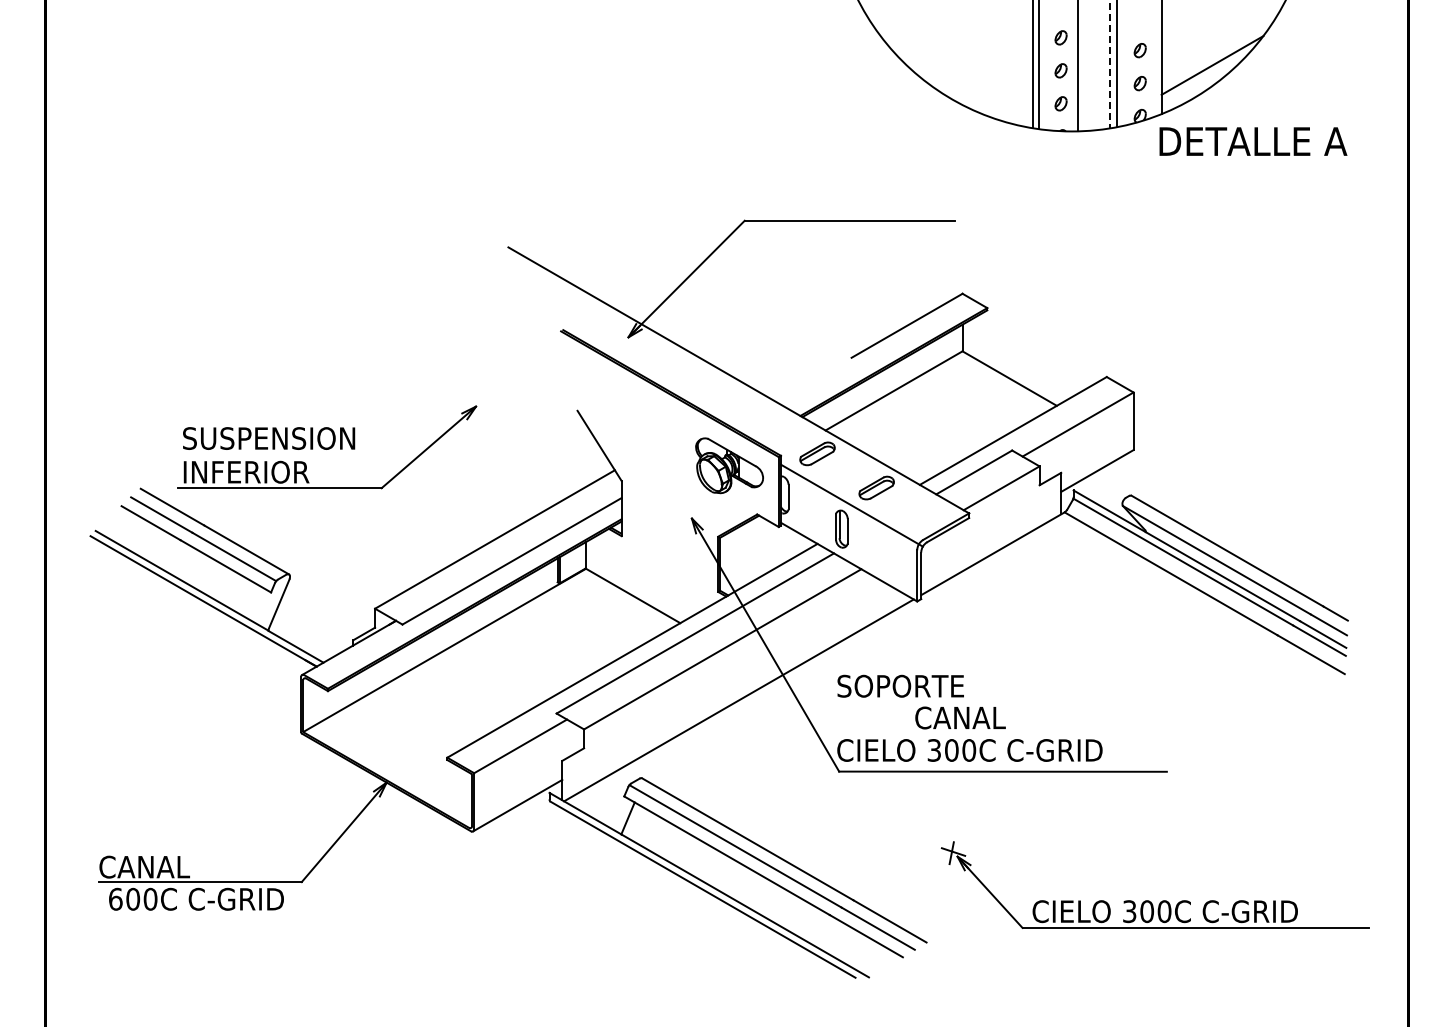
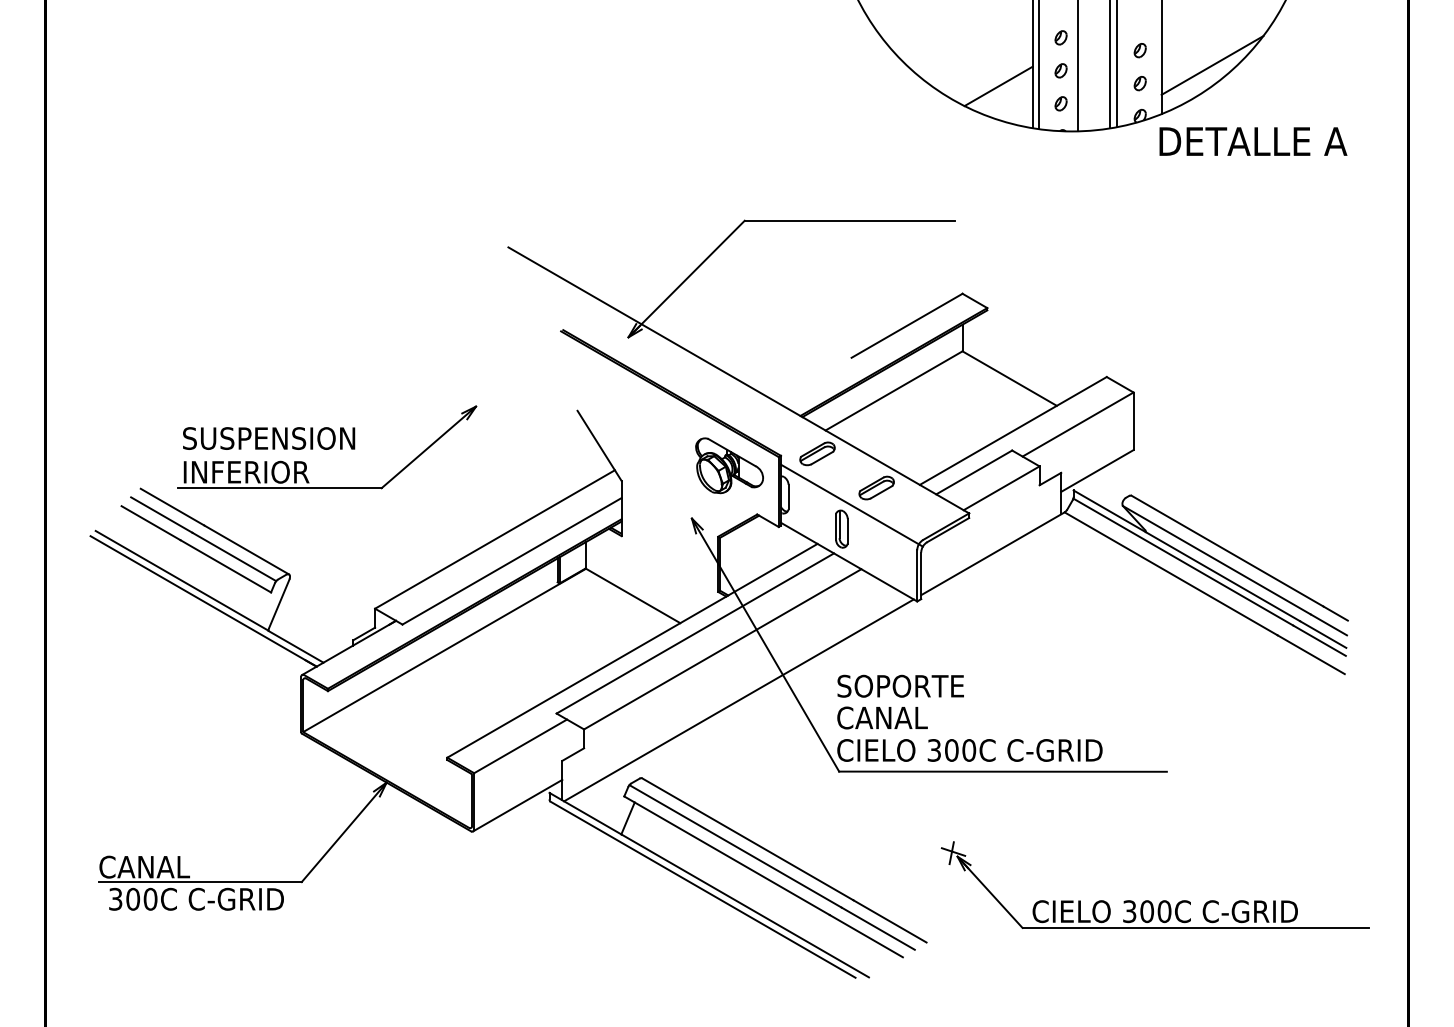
line: dashed -> solid (1110, 64)
line: none -> present (998, 86)
text position: (960, 717) -> (882, 717) (882, 717)
text: 600C -> 300C (115, 898)
